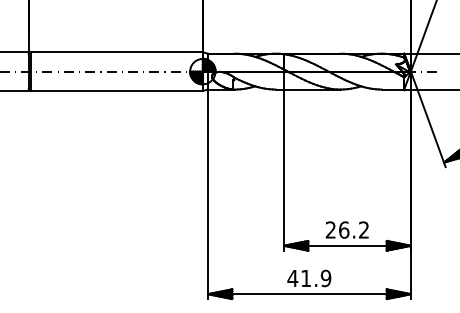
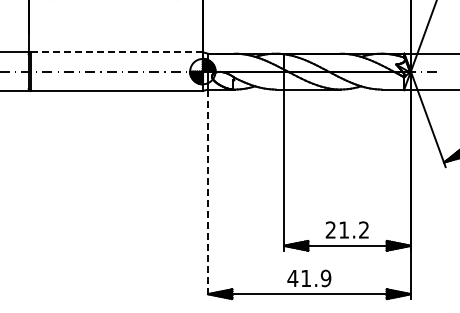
line: solid -> dashed (116, 52)
line: solid -> dashed (208, 194)
text: 26.2 -> 21.2 (344, 229)
